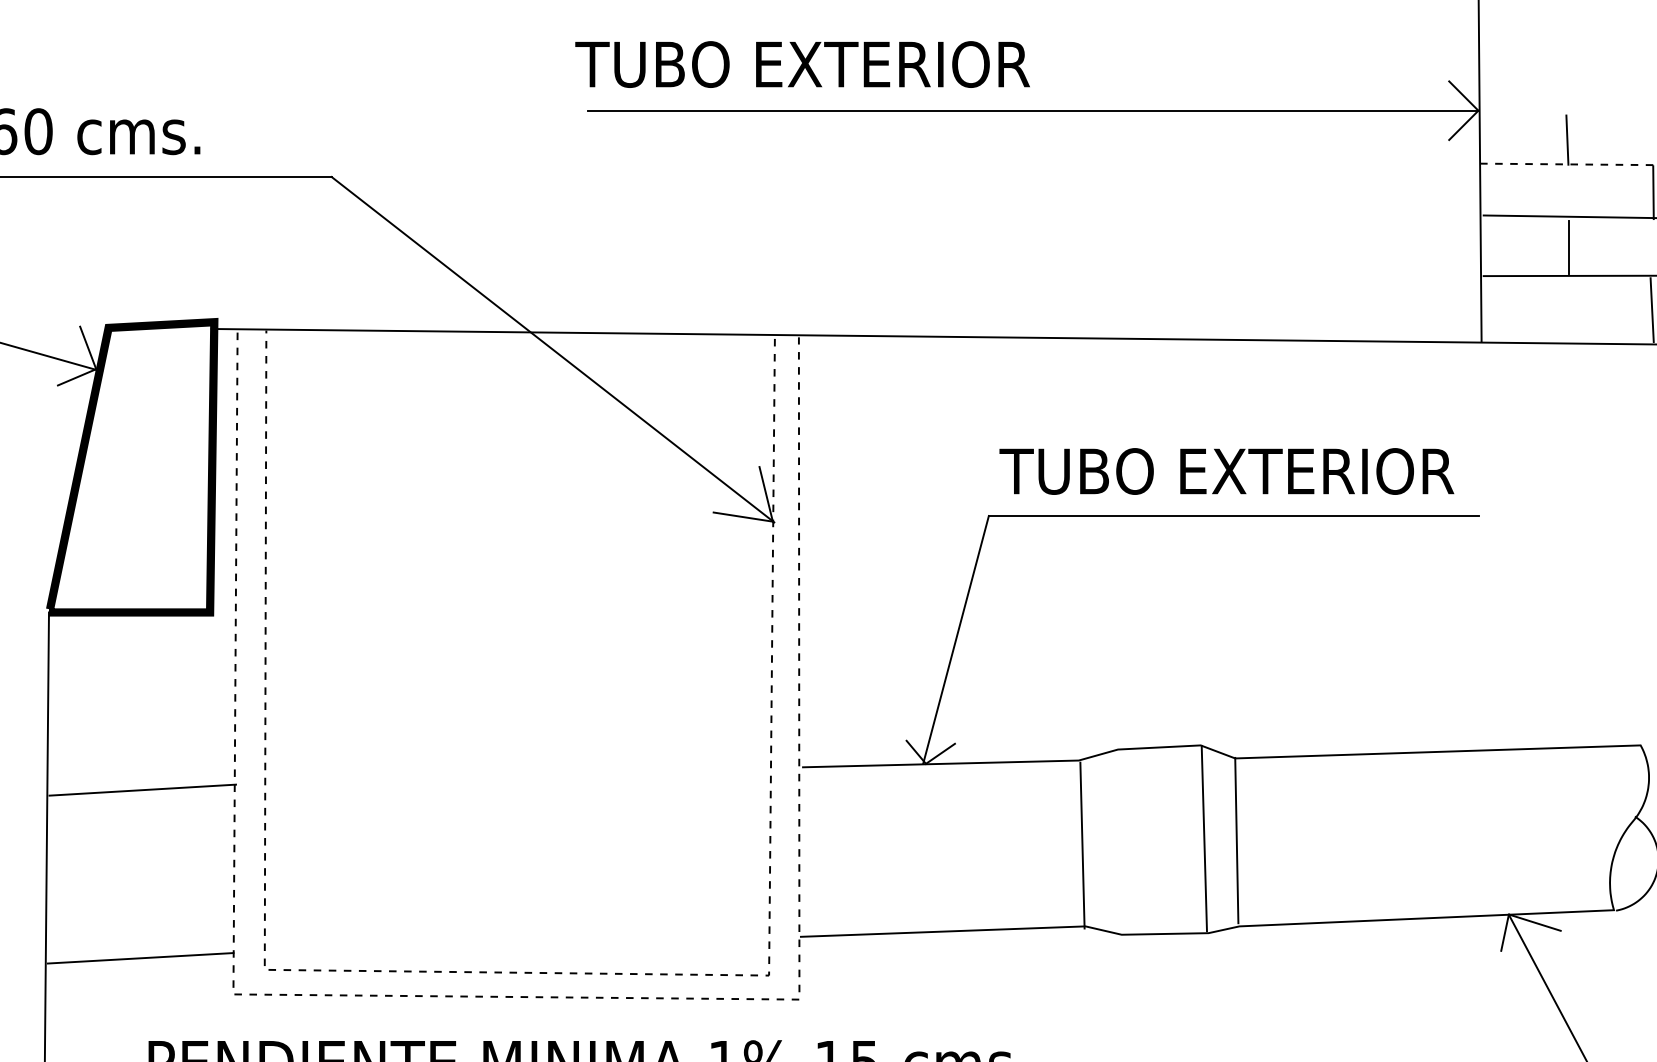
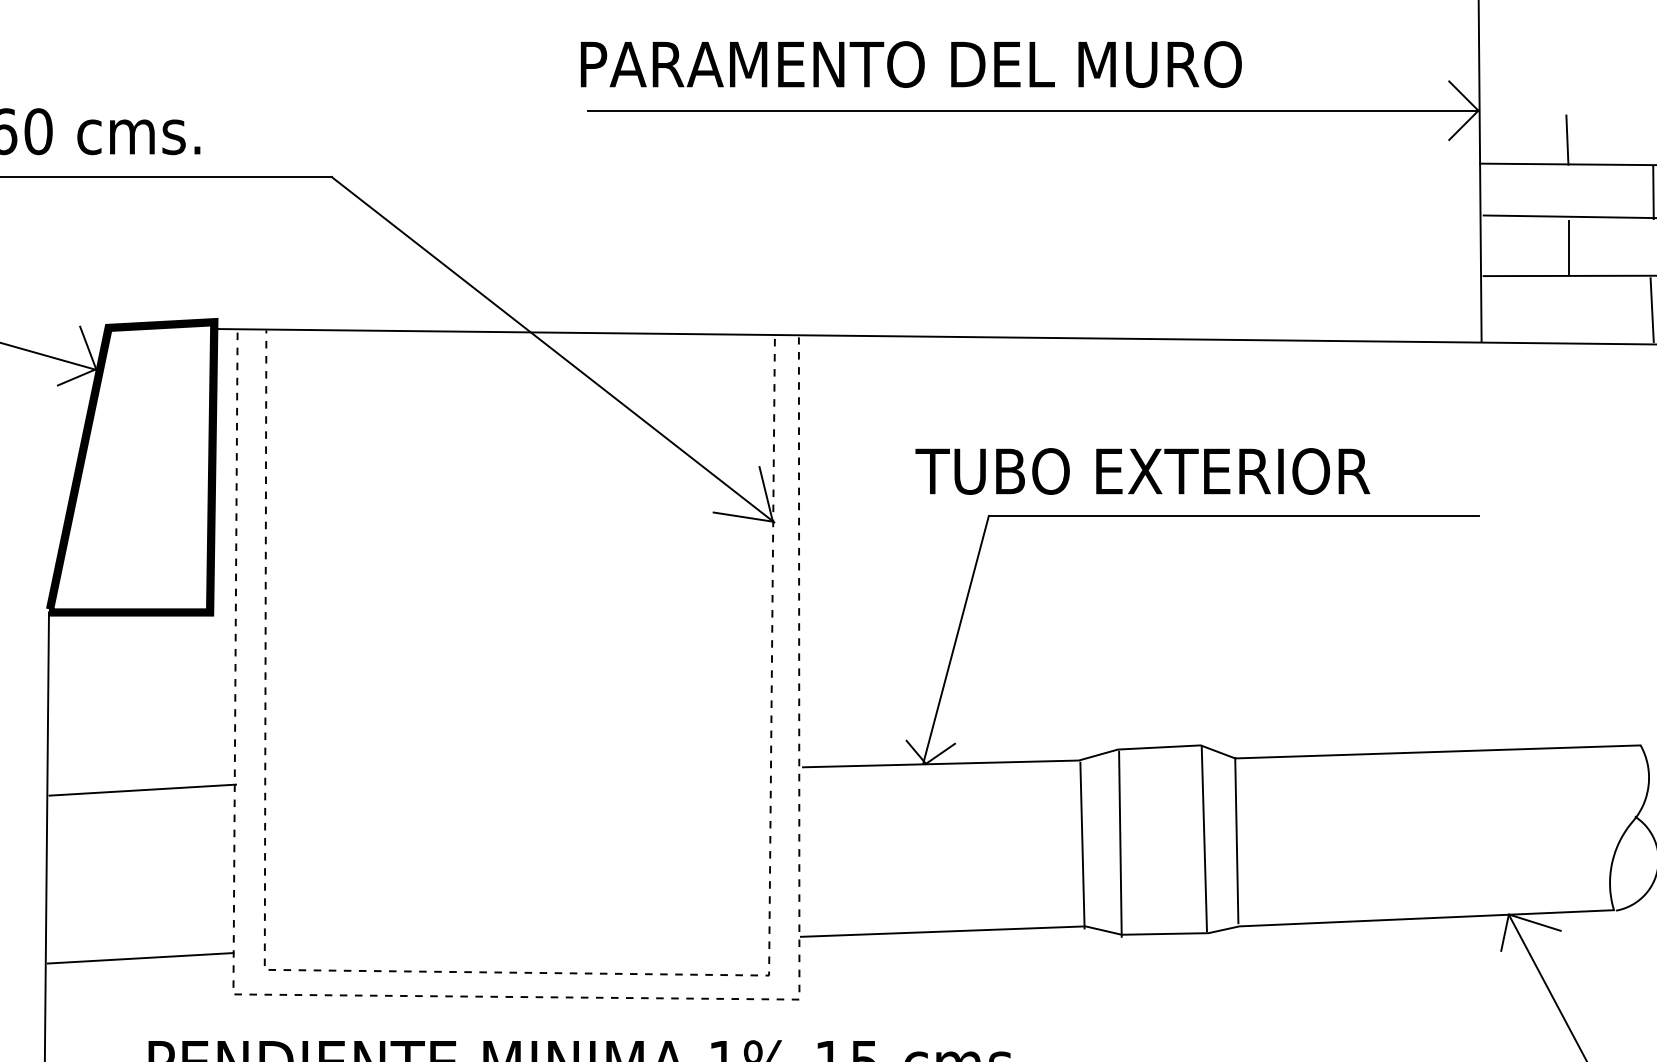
text: TUBO EXTERIOR -> PARAMENTO DEL MURO (908, 64)
line: dashed -> solid (1568, 164)
text position: (1226, 471) -> (1142, 471) (1142, 471)
line: none -> present (1120, 843)
